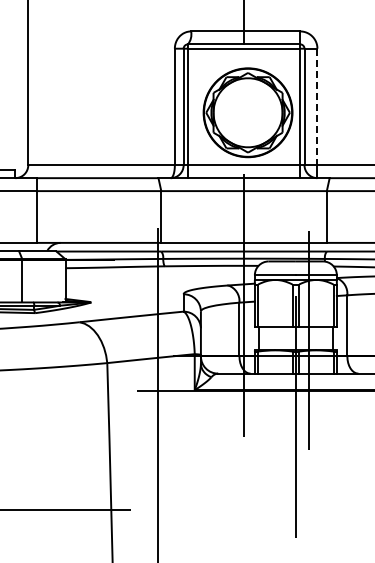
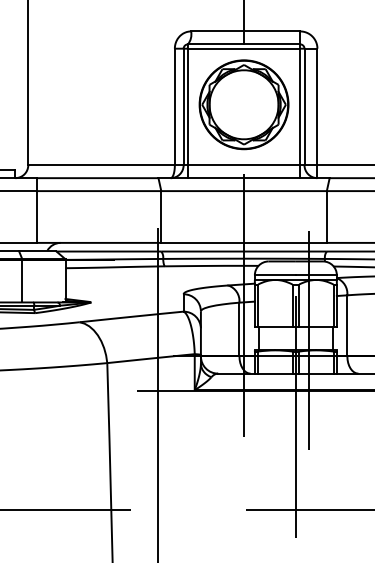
line: dashed -> solid (317, 107)
part position: (247, 112) -> (243, 104) (243, 104)
line: none -> present (308, 509)
